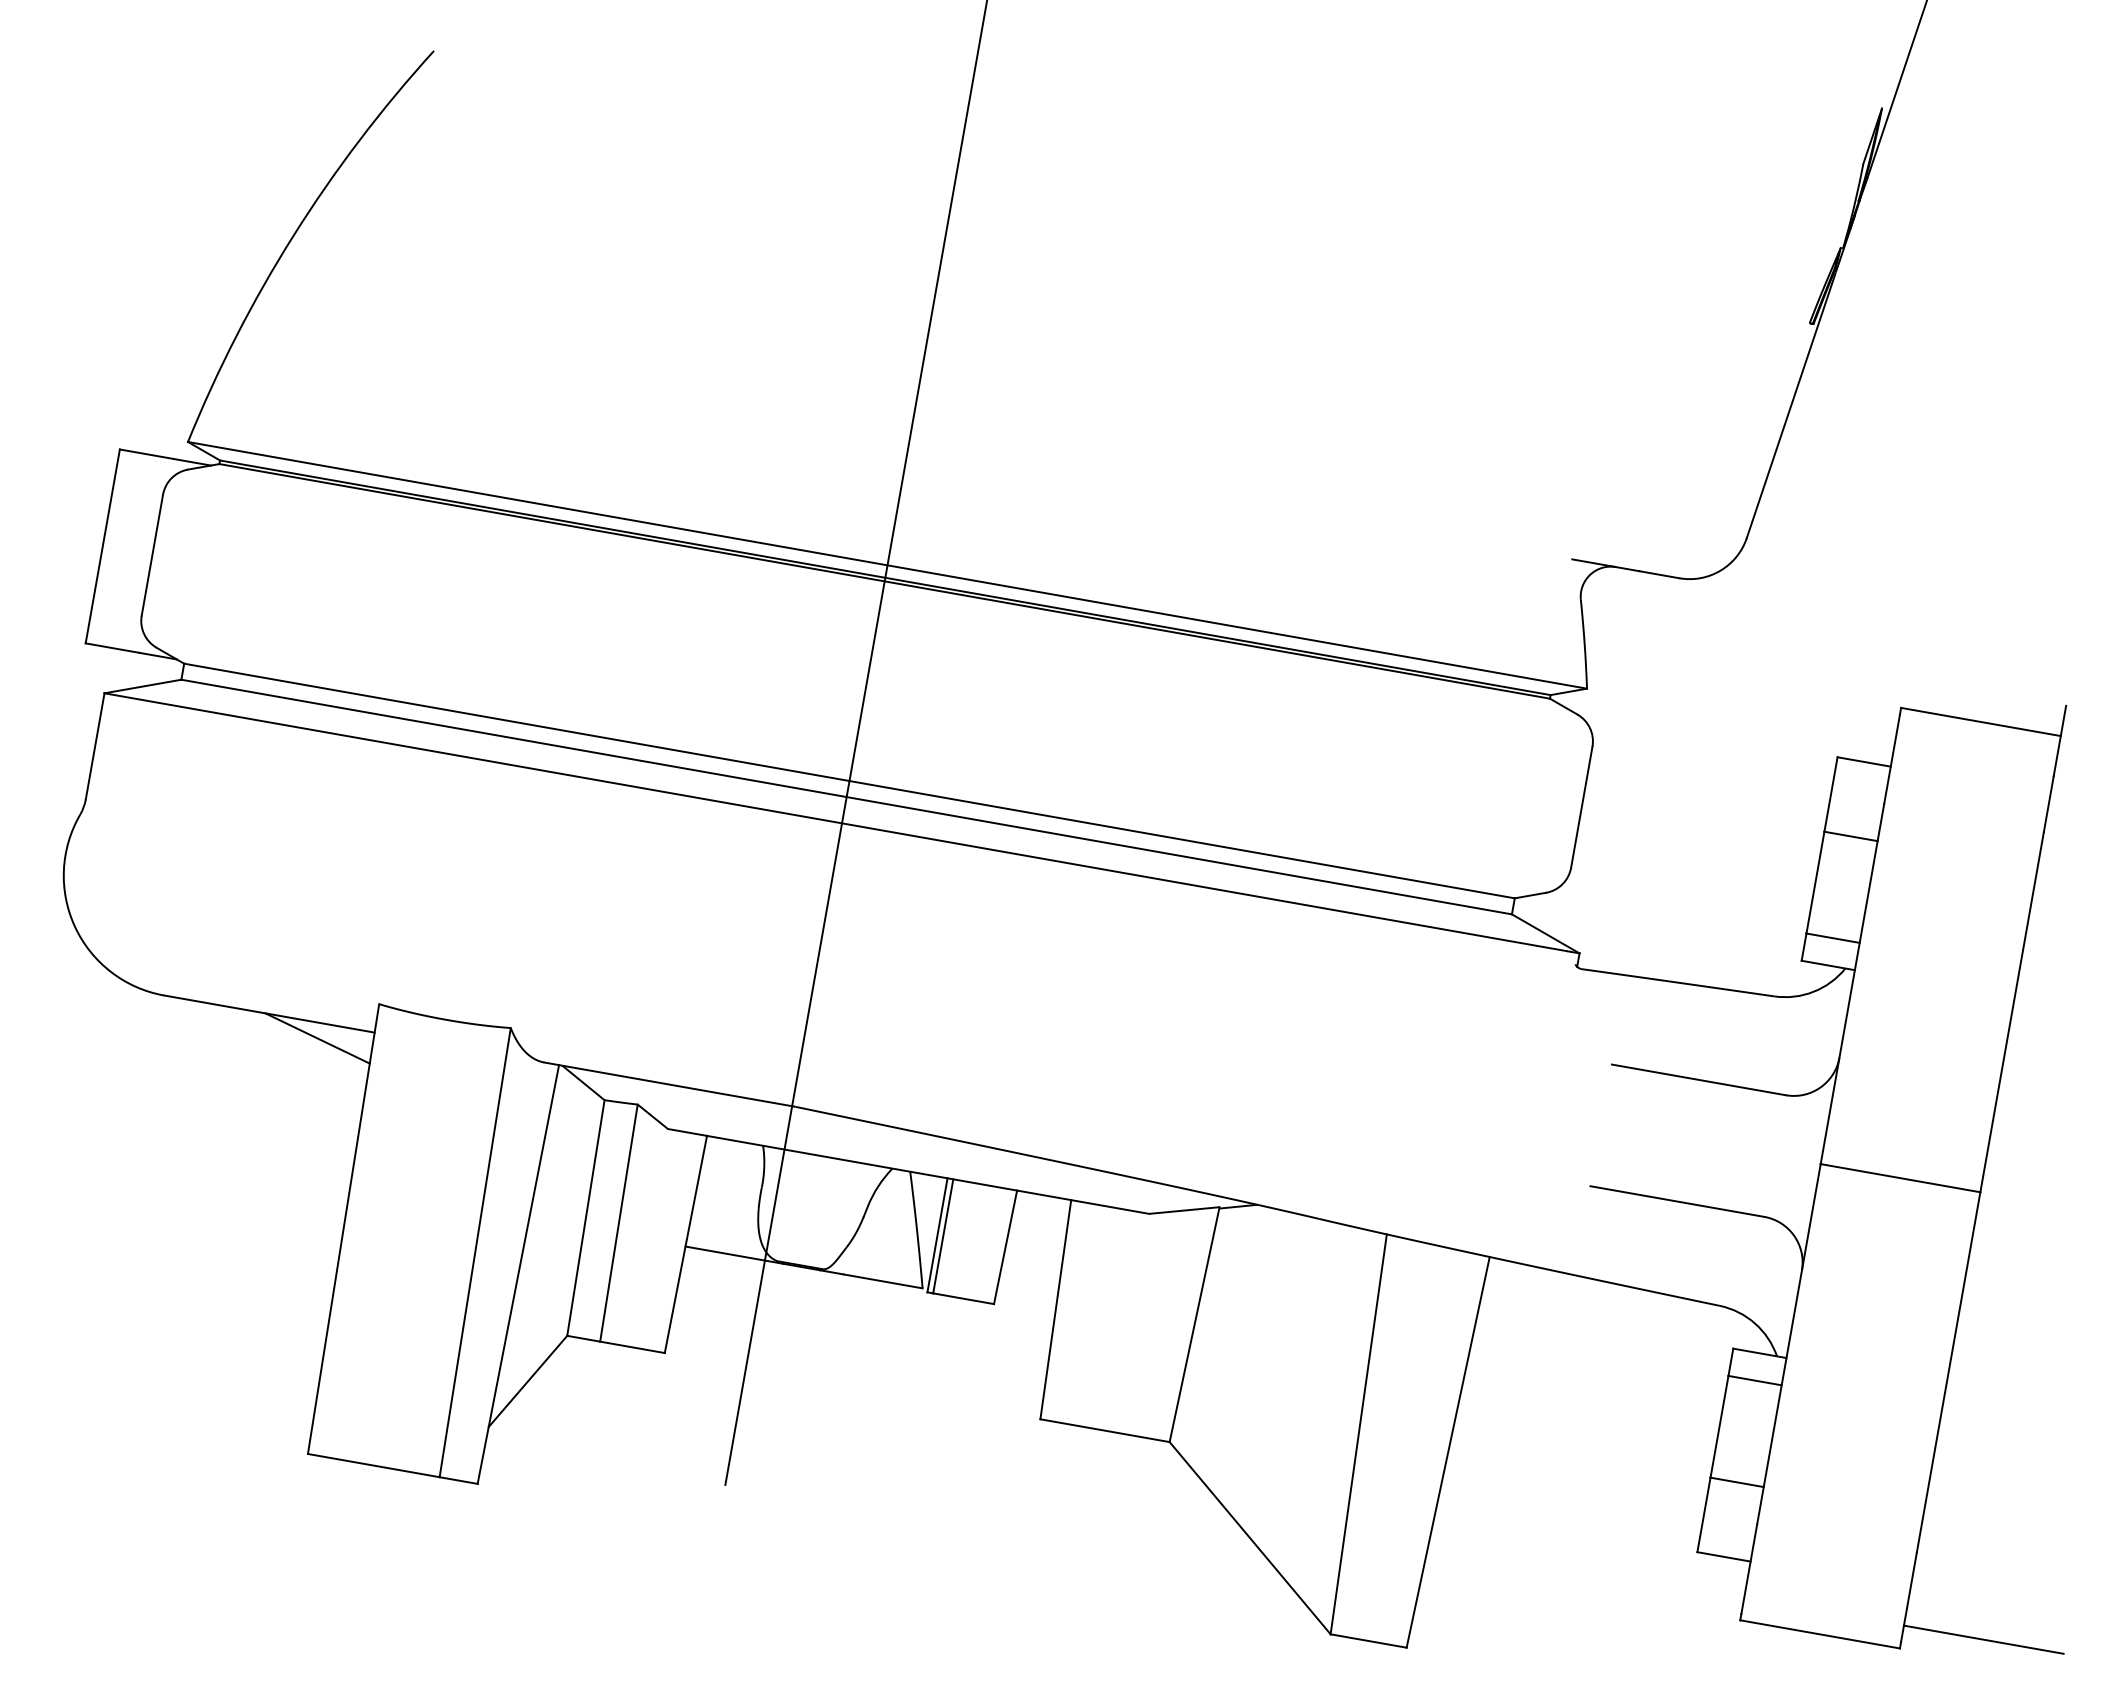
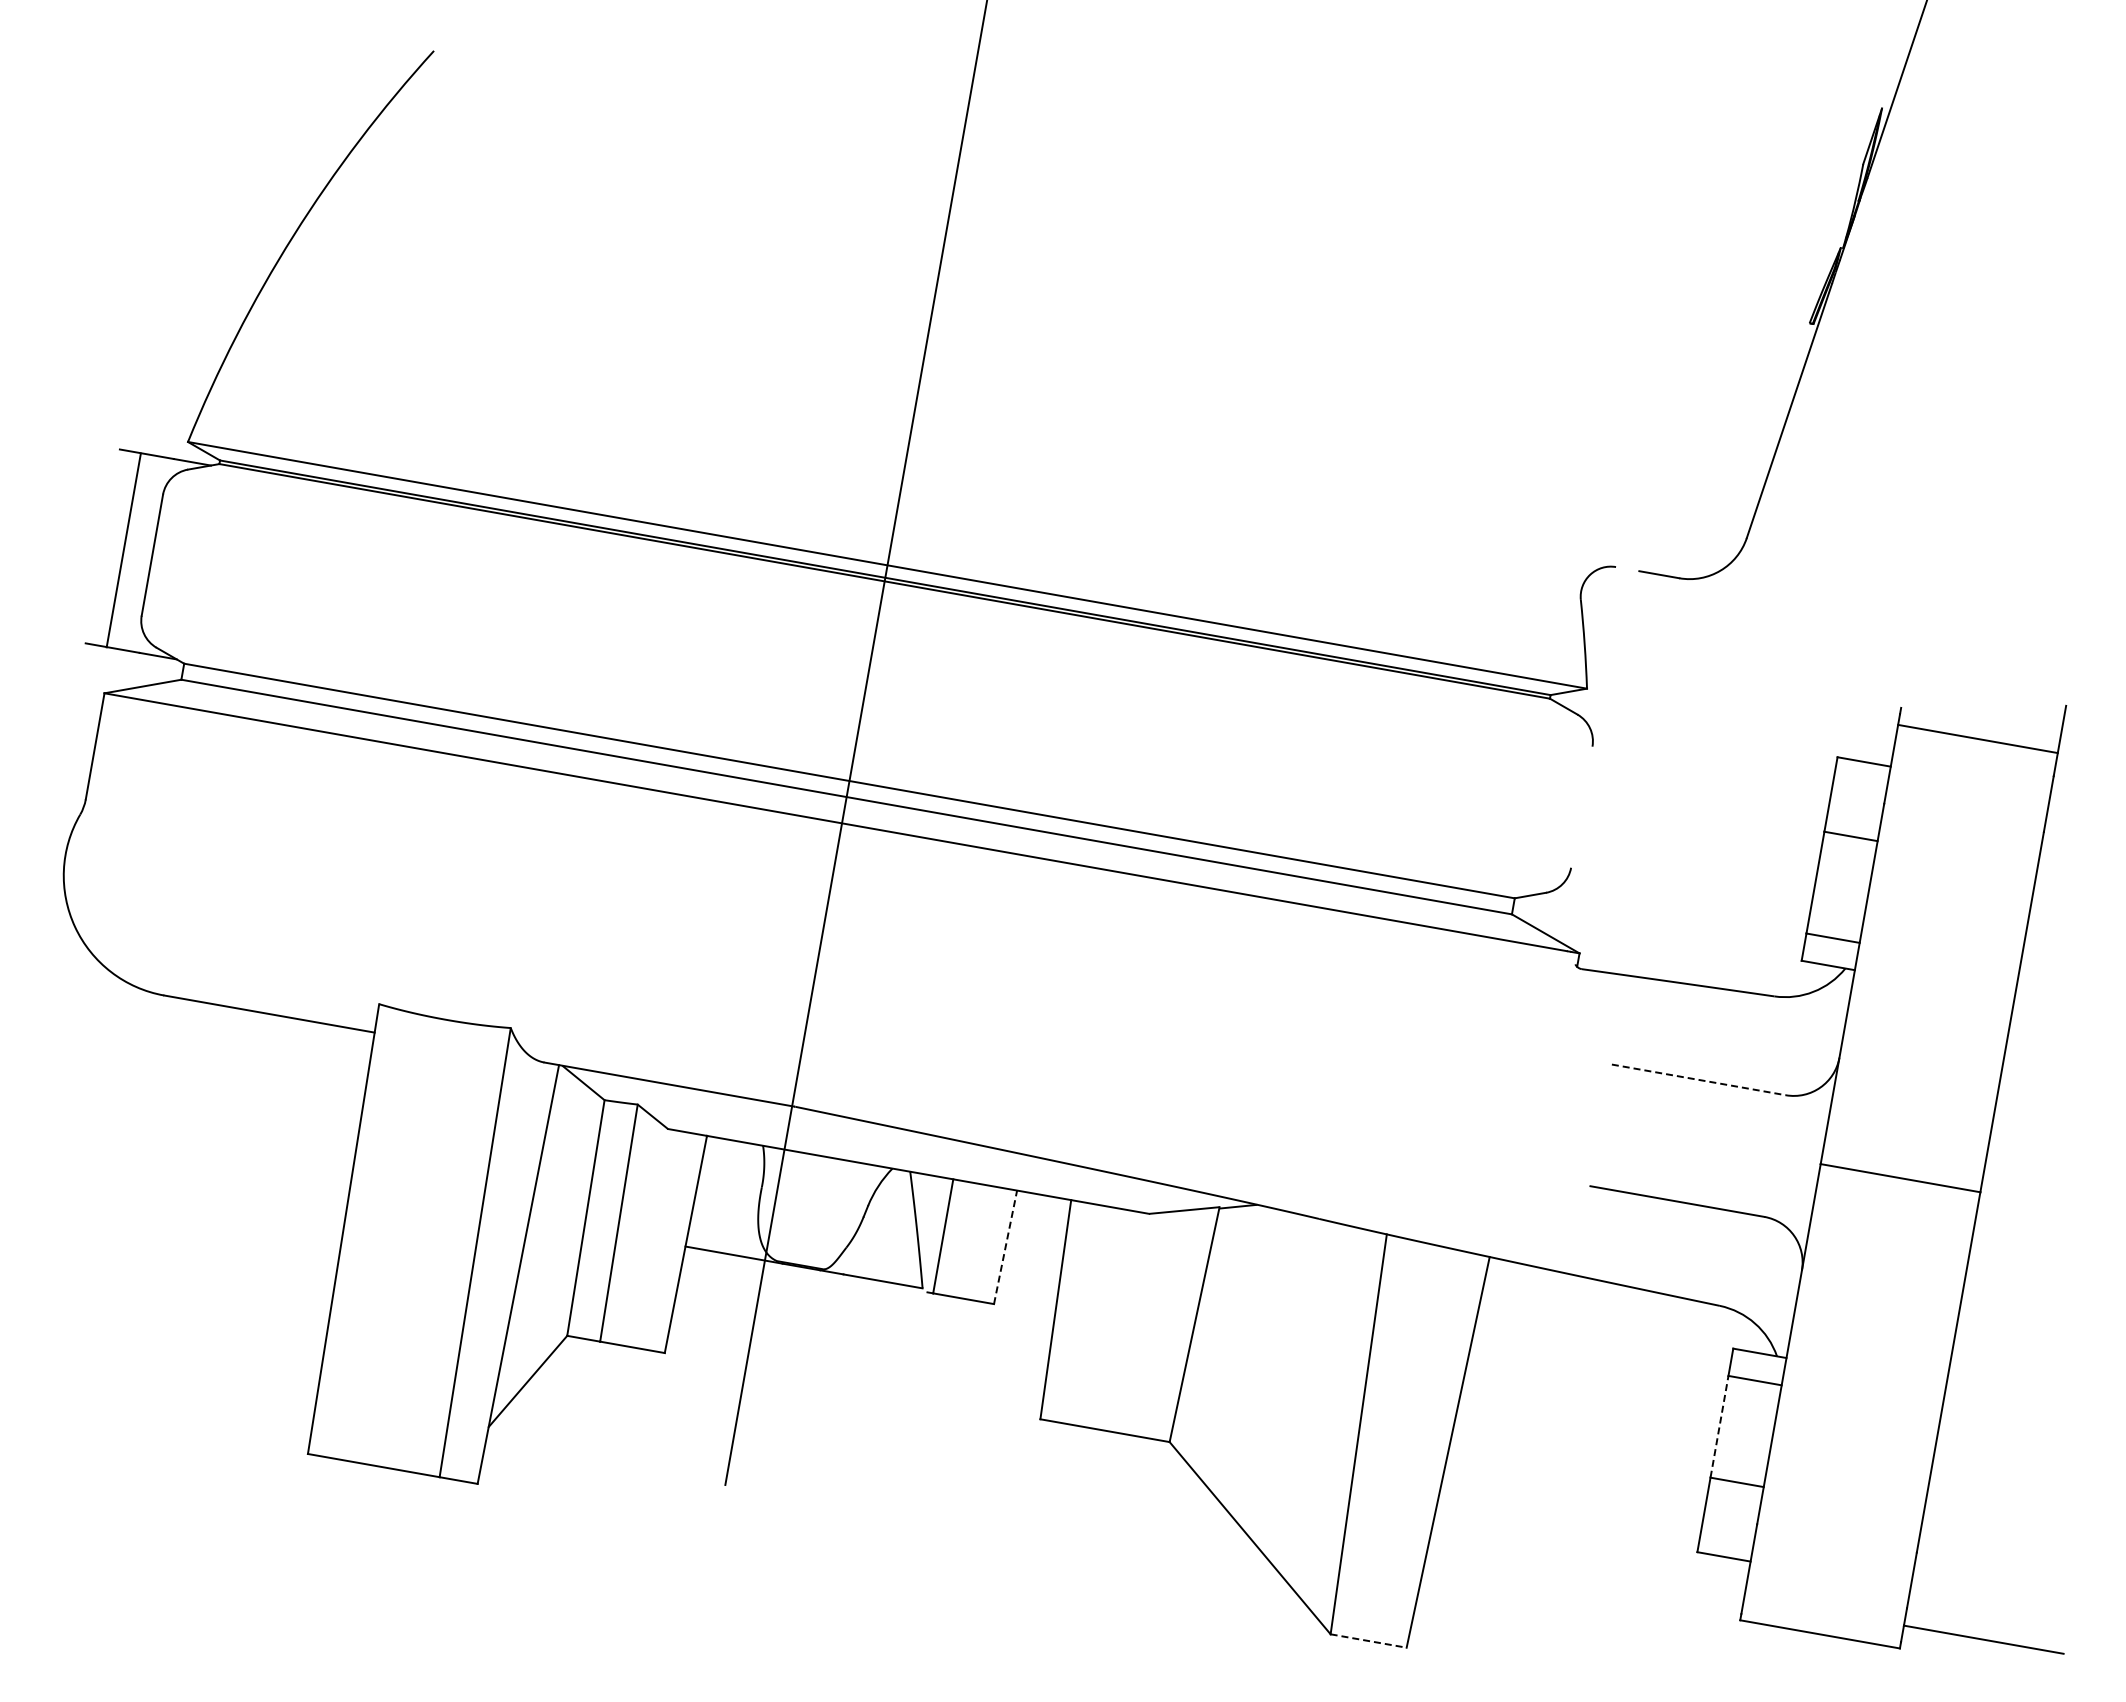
line position: (102, 546) -> (123, 550) (123, 550)
line: present -> none (1605, 565)
line position: (1980, 721) -> (1977, 738) (1977, 738)
line: present -> none (1581, 806)
line: present -> none (317, 1038)
line: solid -> dashed (1699, 1079)
line: present -> none (937, 1235)
line: solid -> dashed (1005, 1247)
line: solid -> dashed (1719, 1426)
line: solid -> dashed (1368, 1641)
